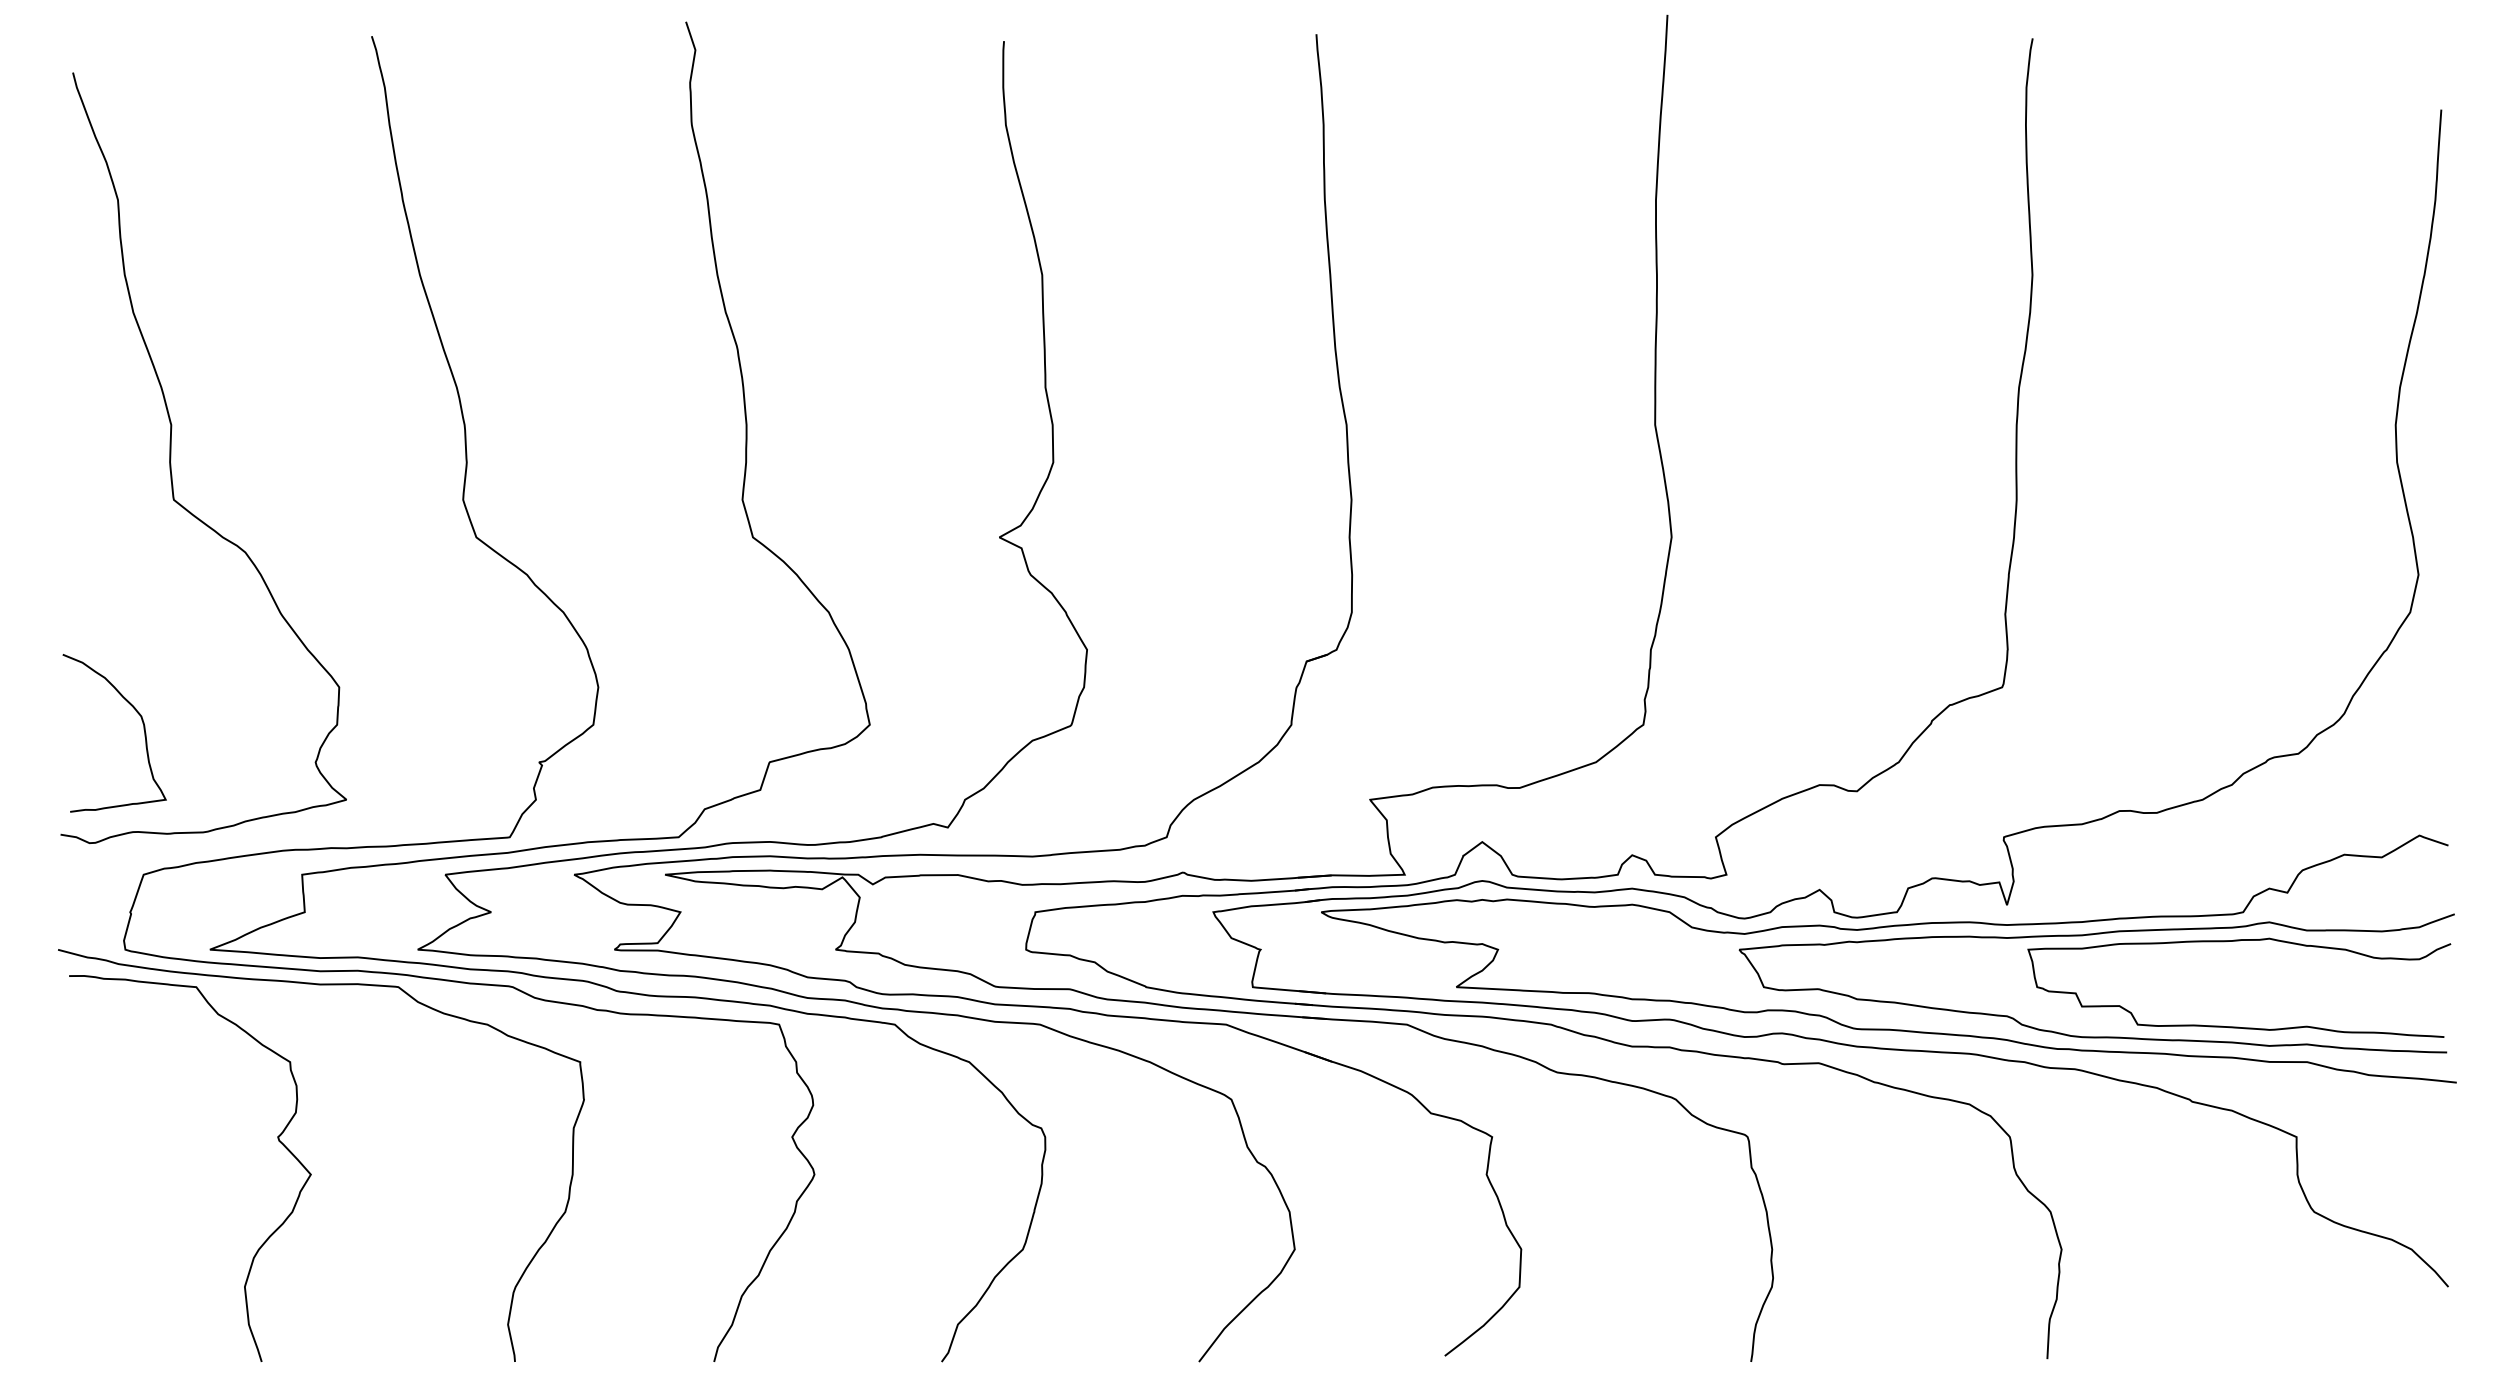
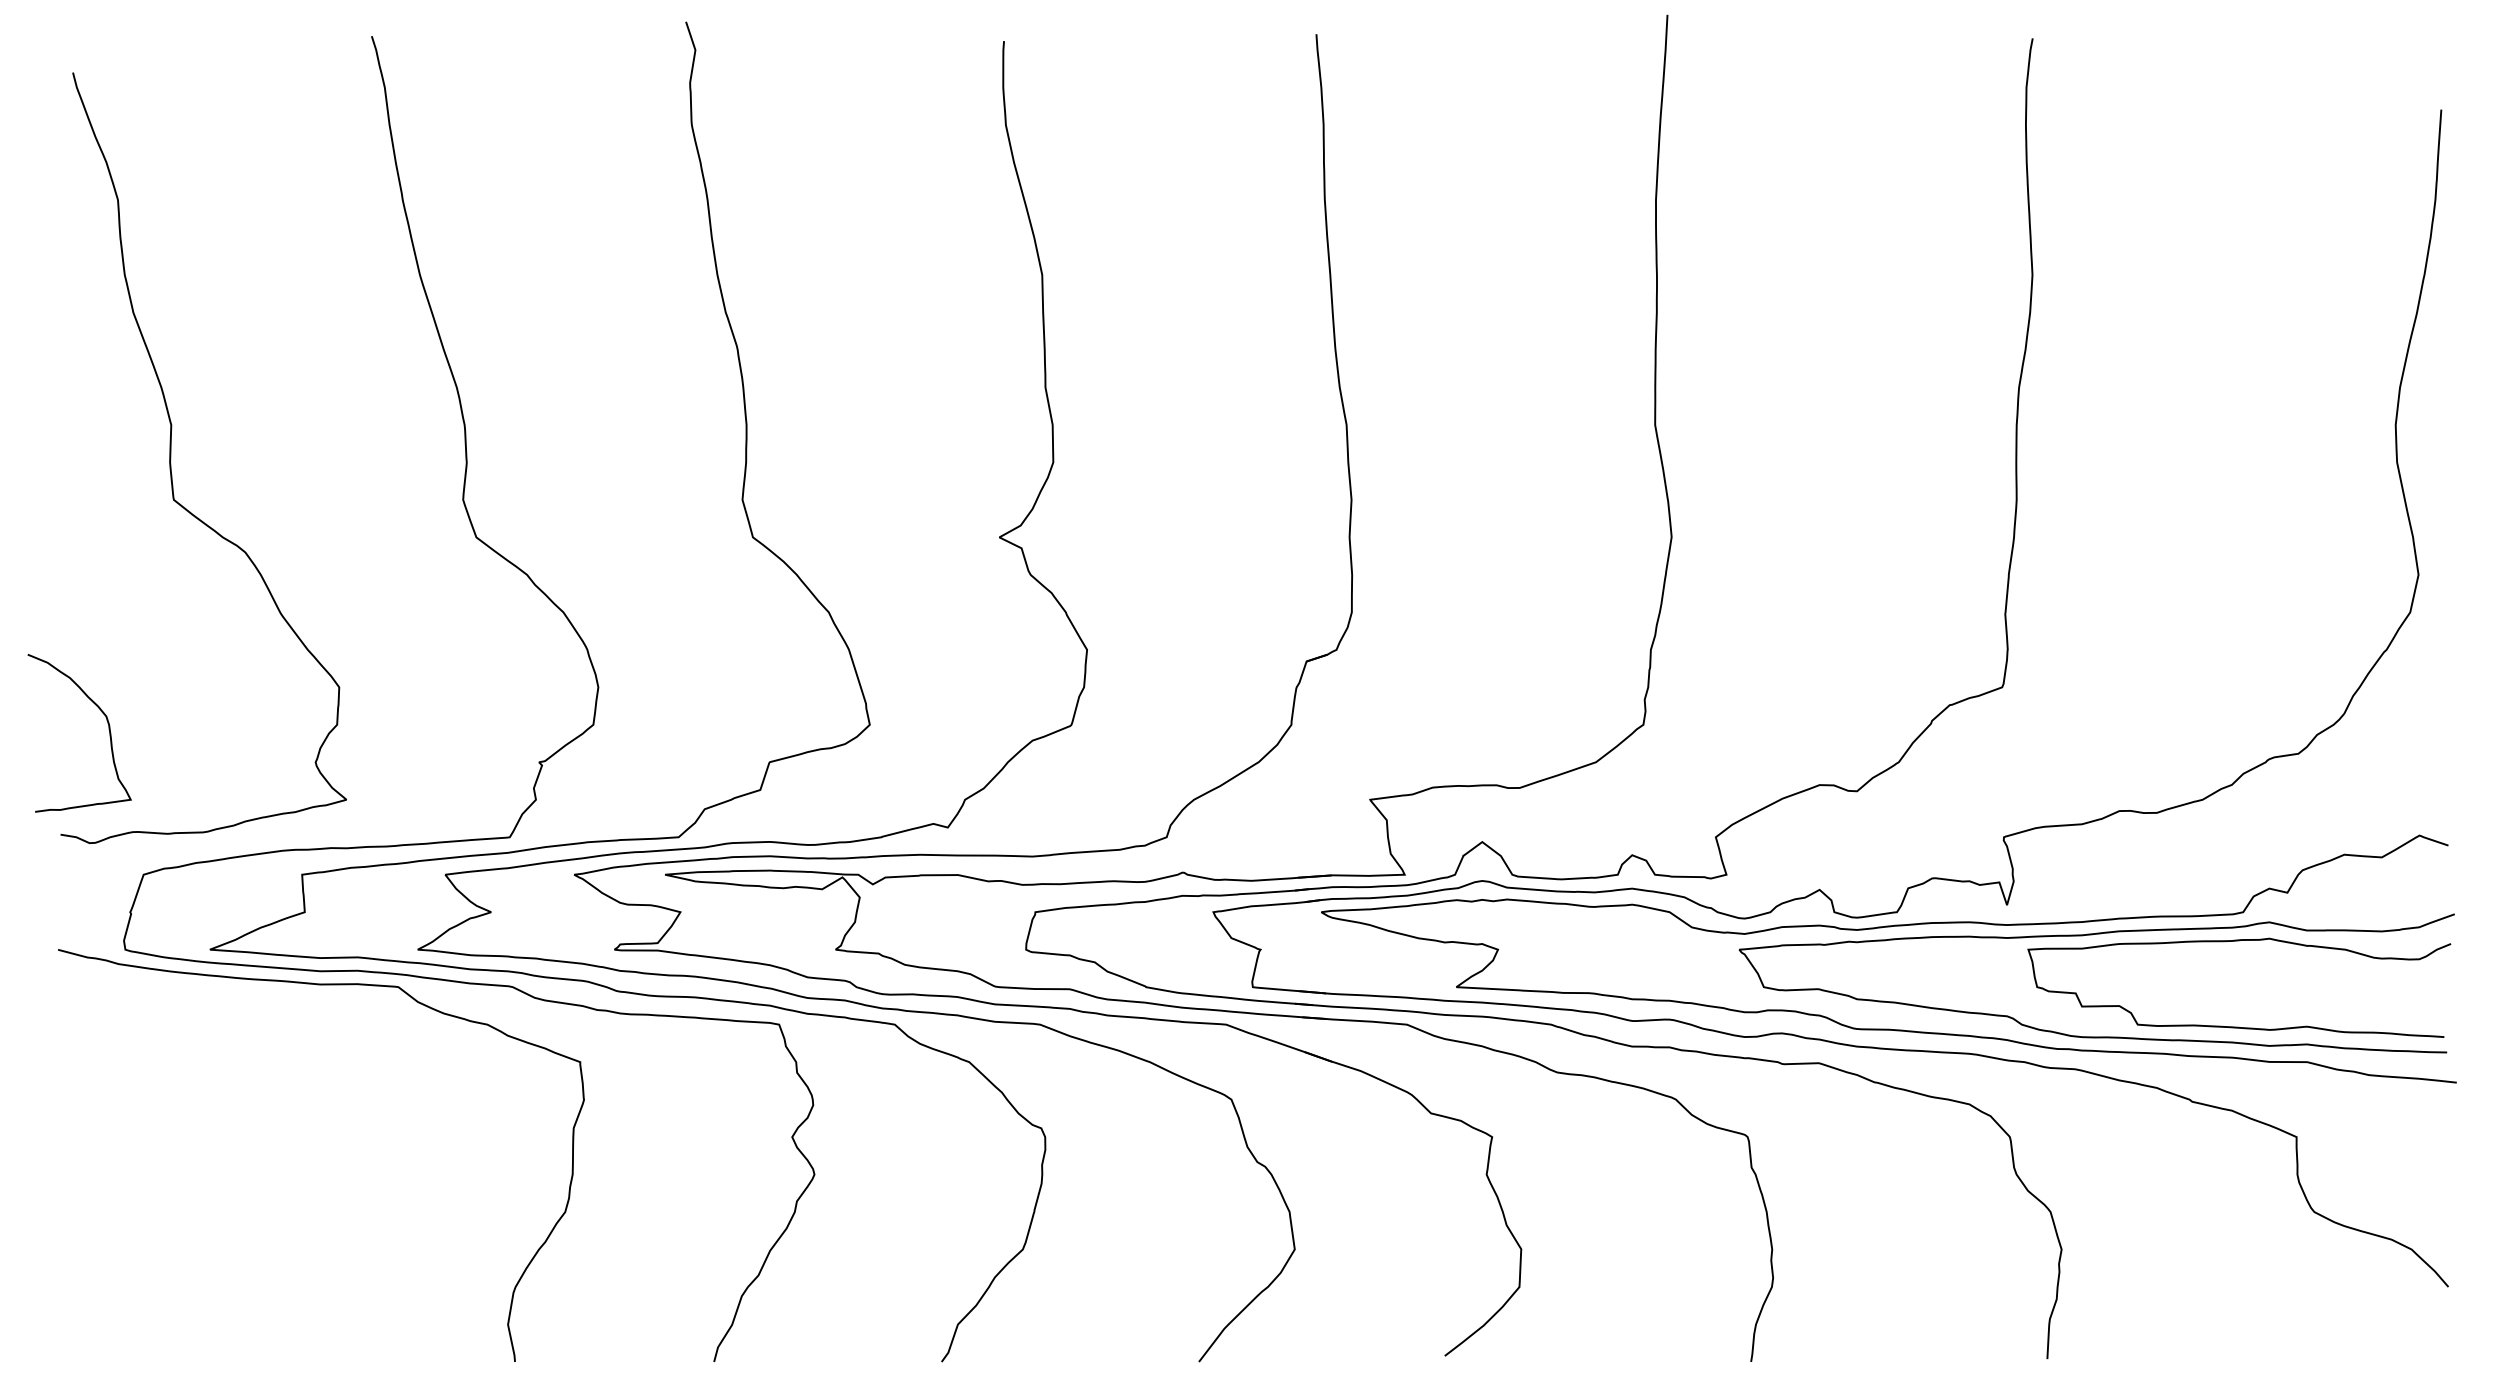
curve position: (143, 729) -> (108, 729) (108, 729)
curve: present -> none (277, 1138)
